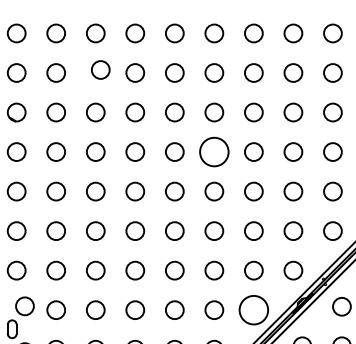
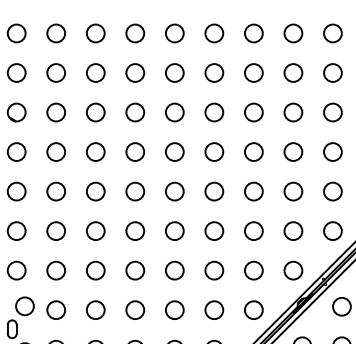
circle position: (100, 69) -> (95, 72) (95, 72)
circle diameter: 29 px -> 18 px (214, 151)
circle diameter: 29 px -> 18 px (253, 310)
